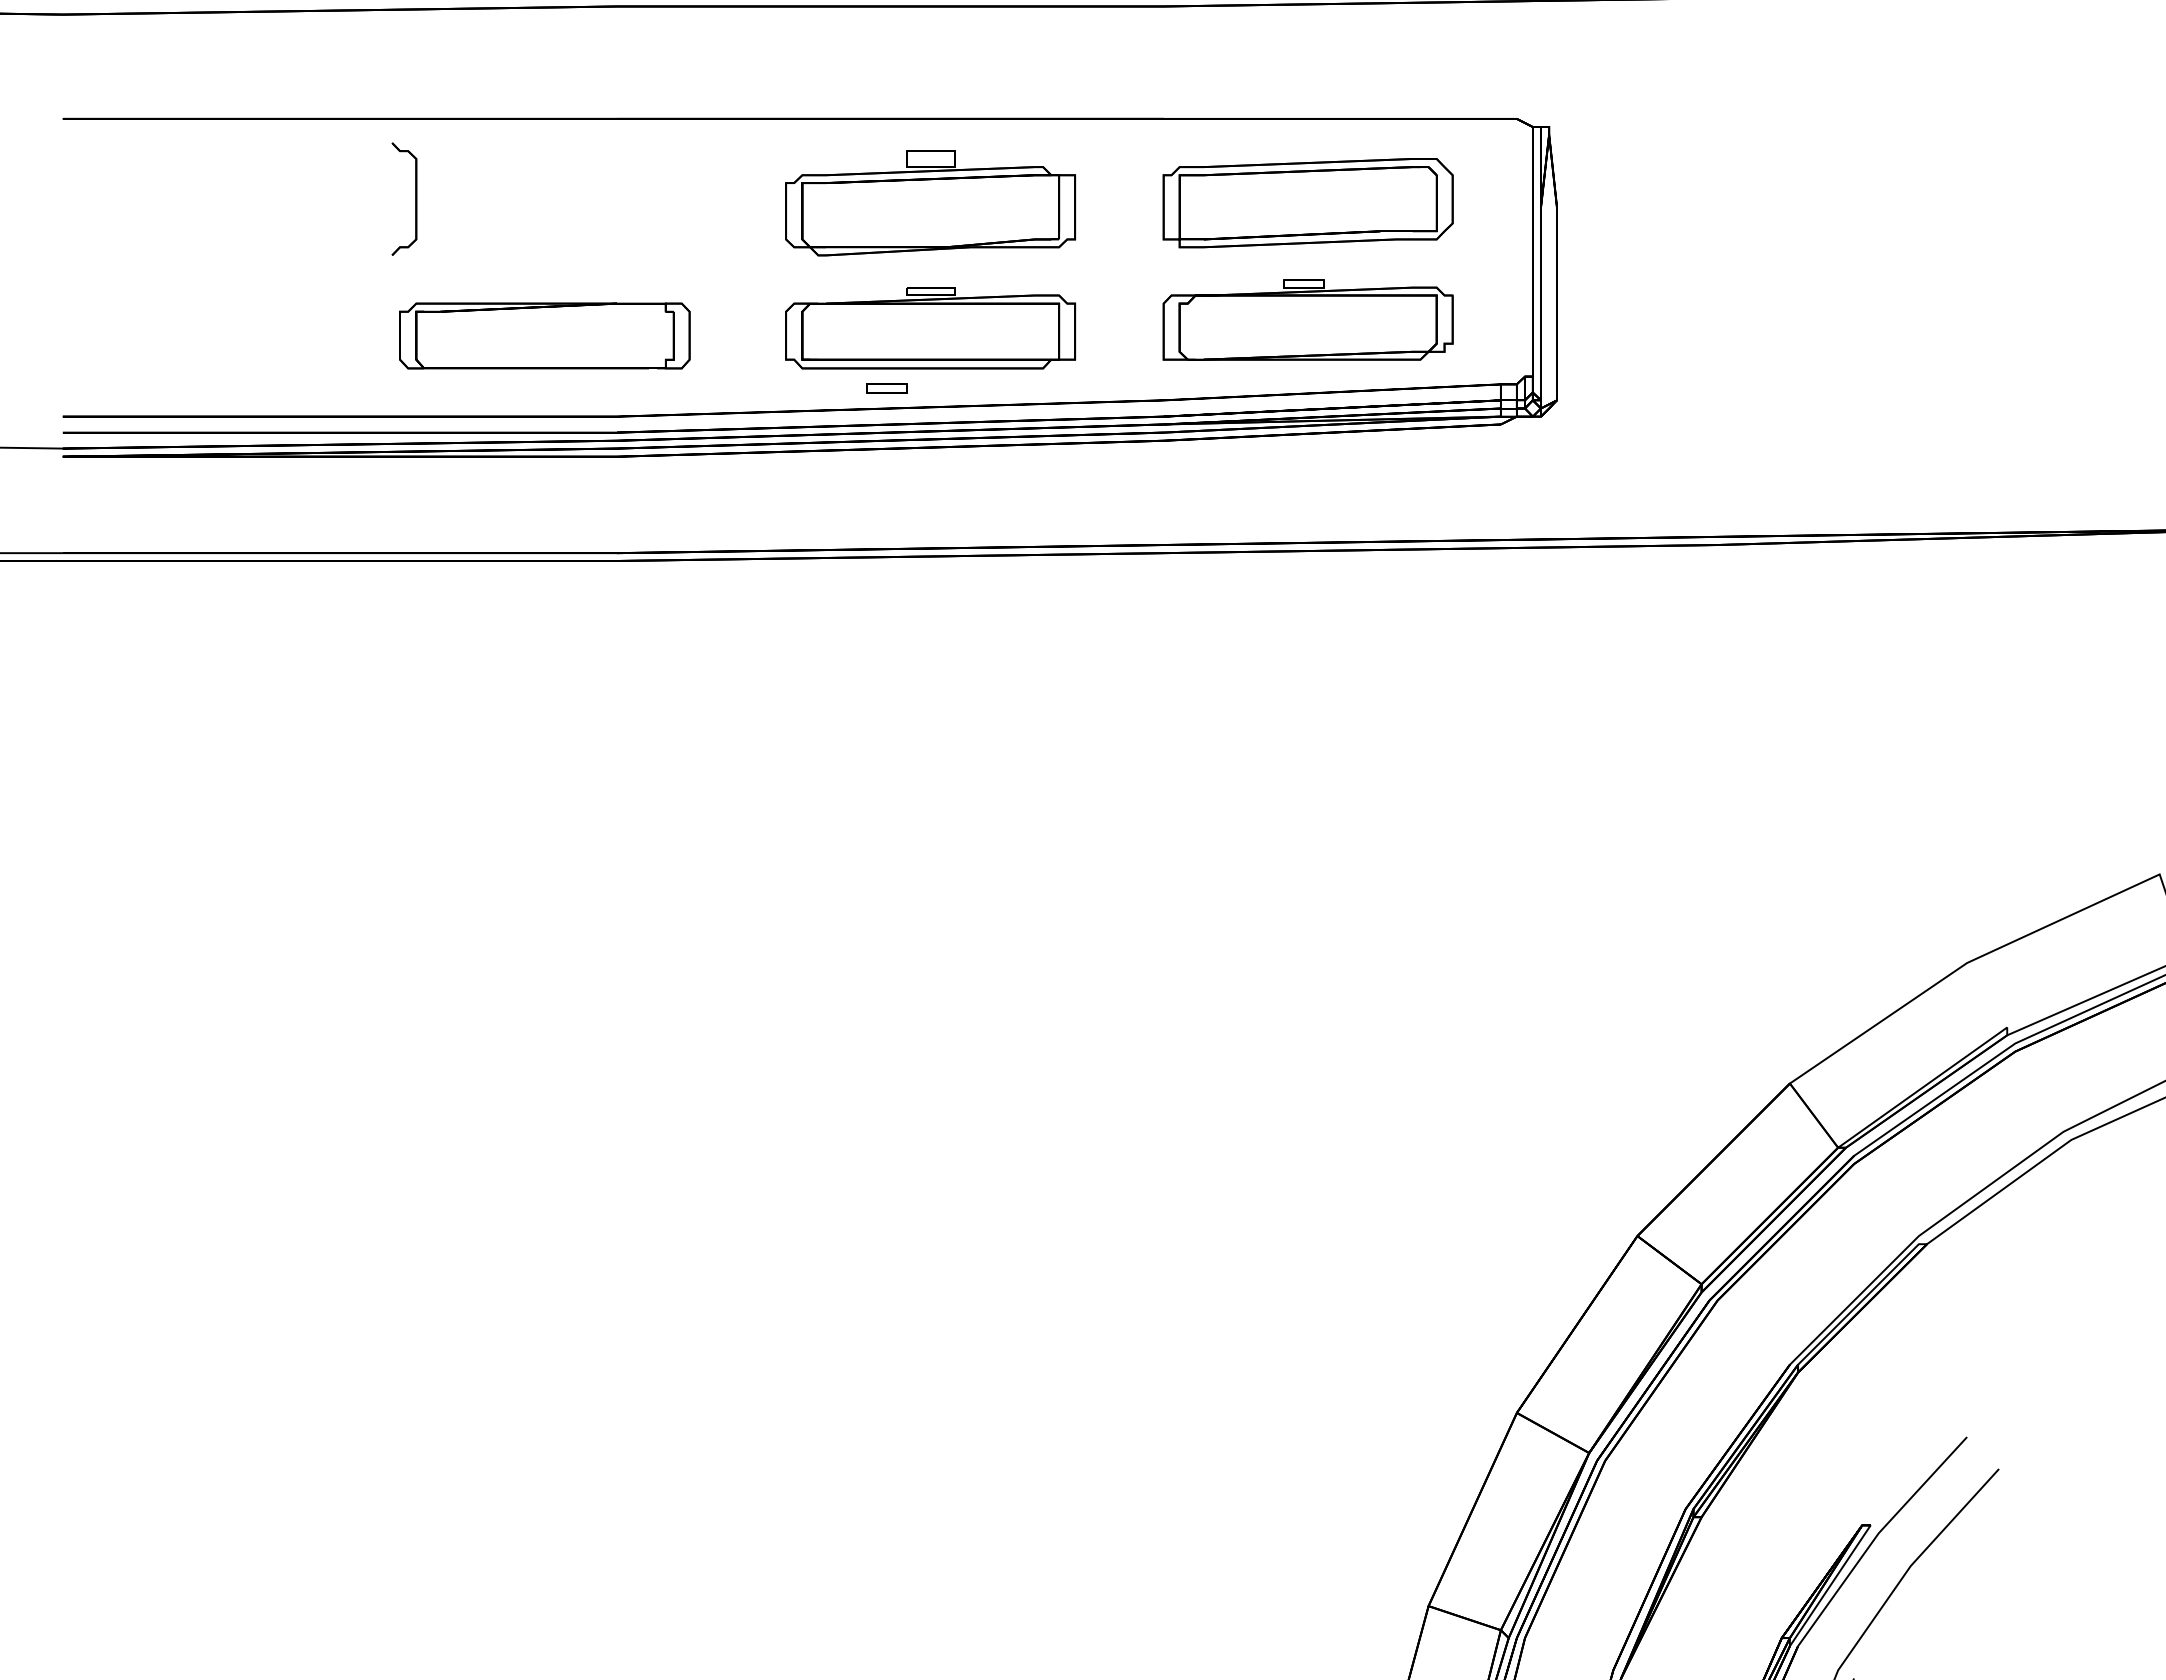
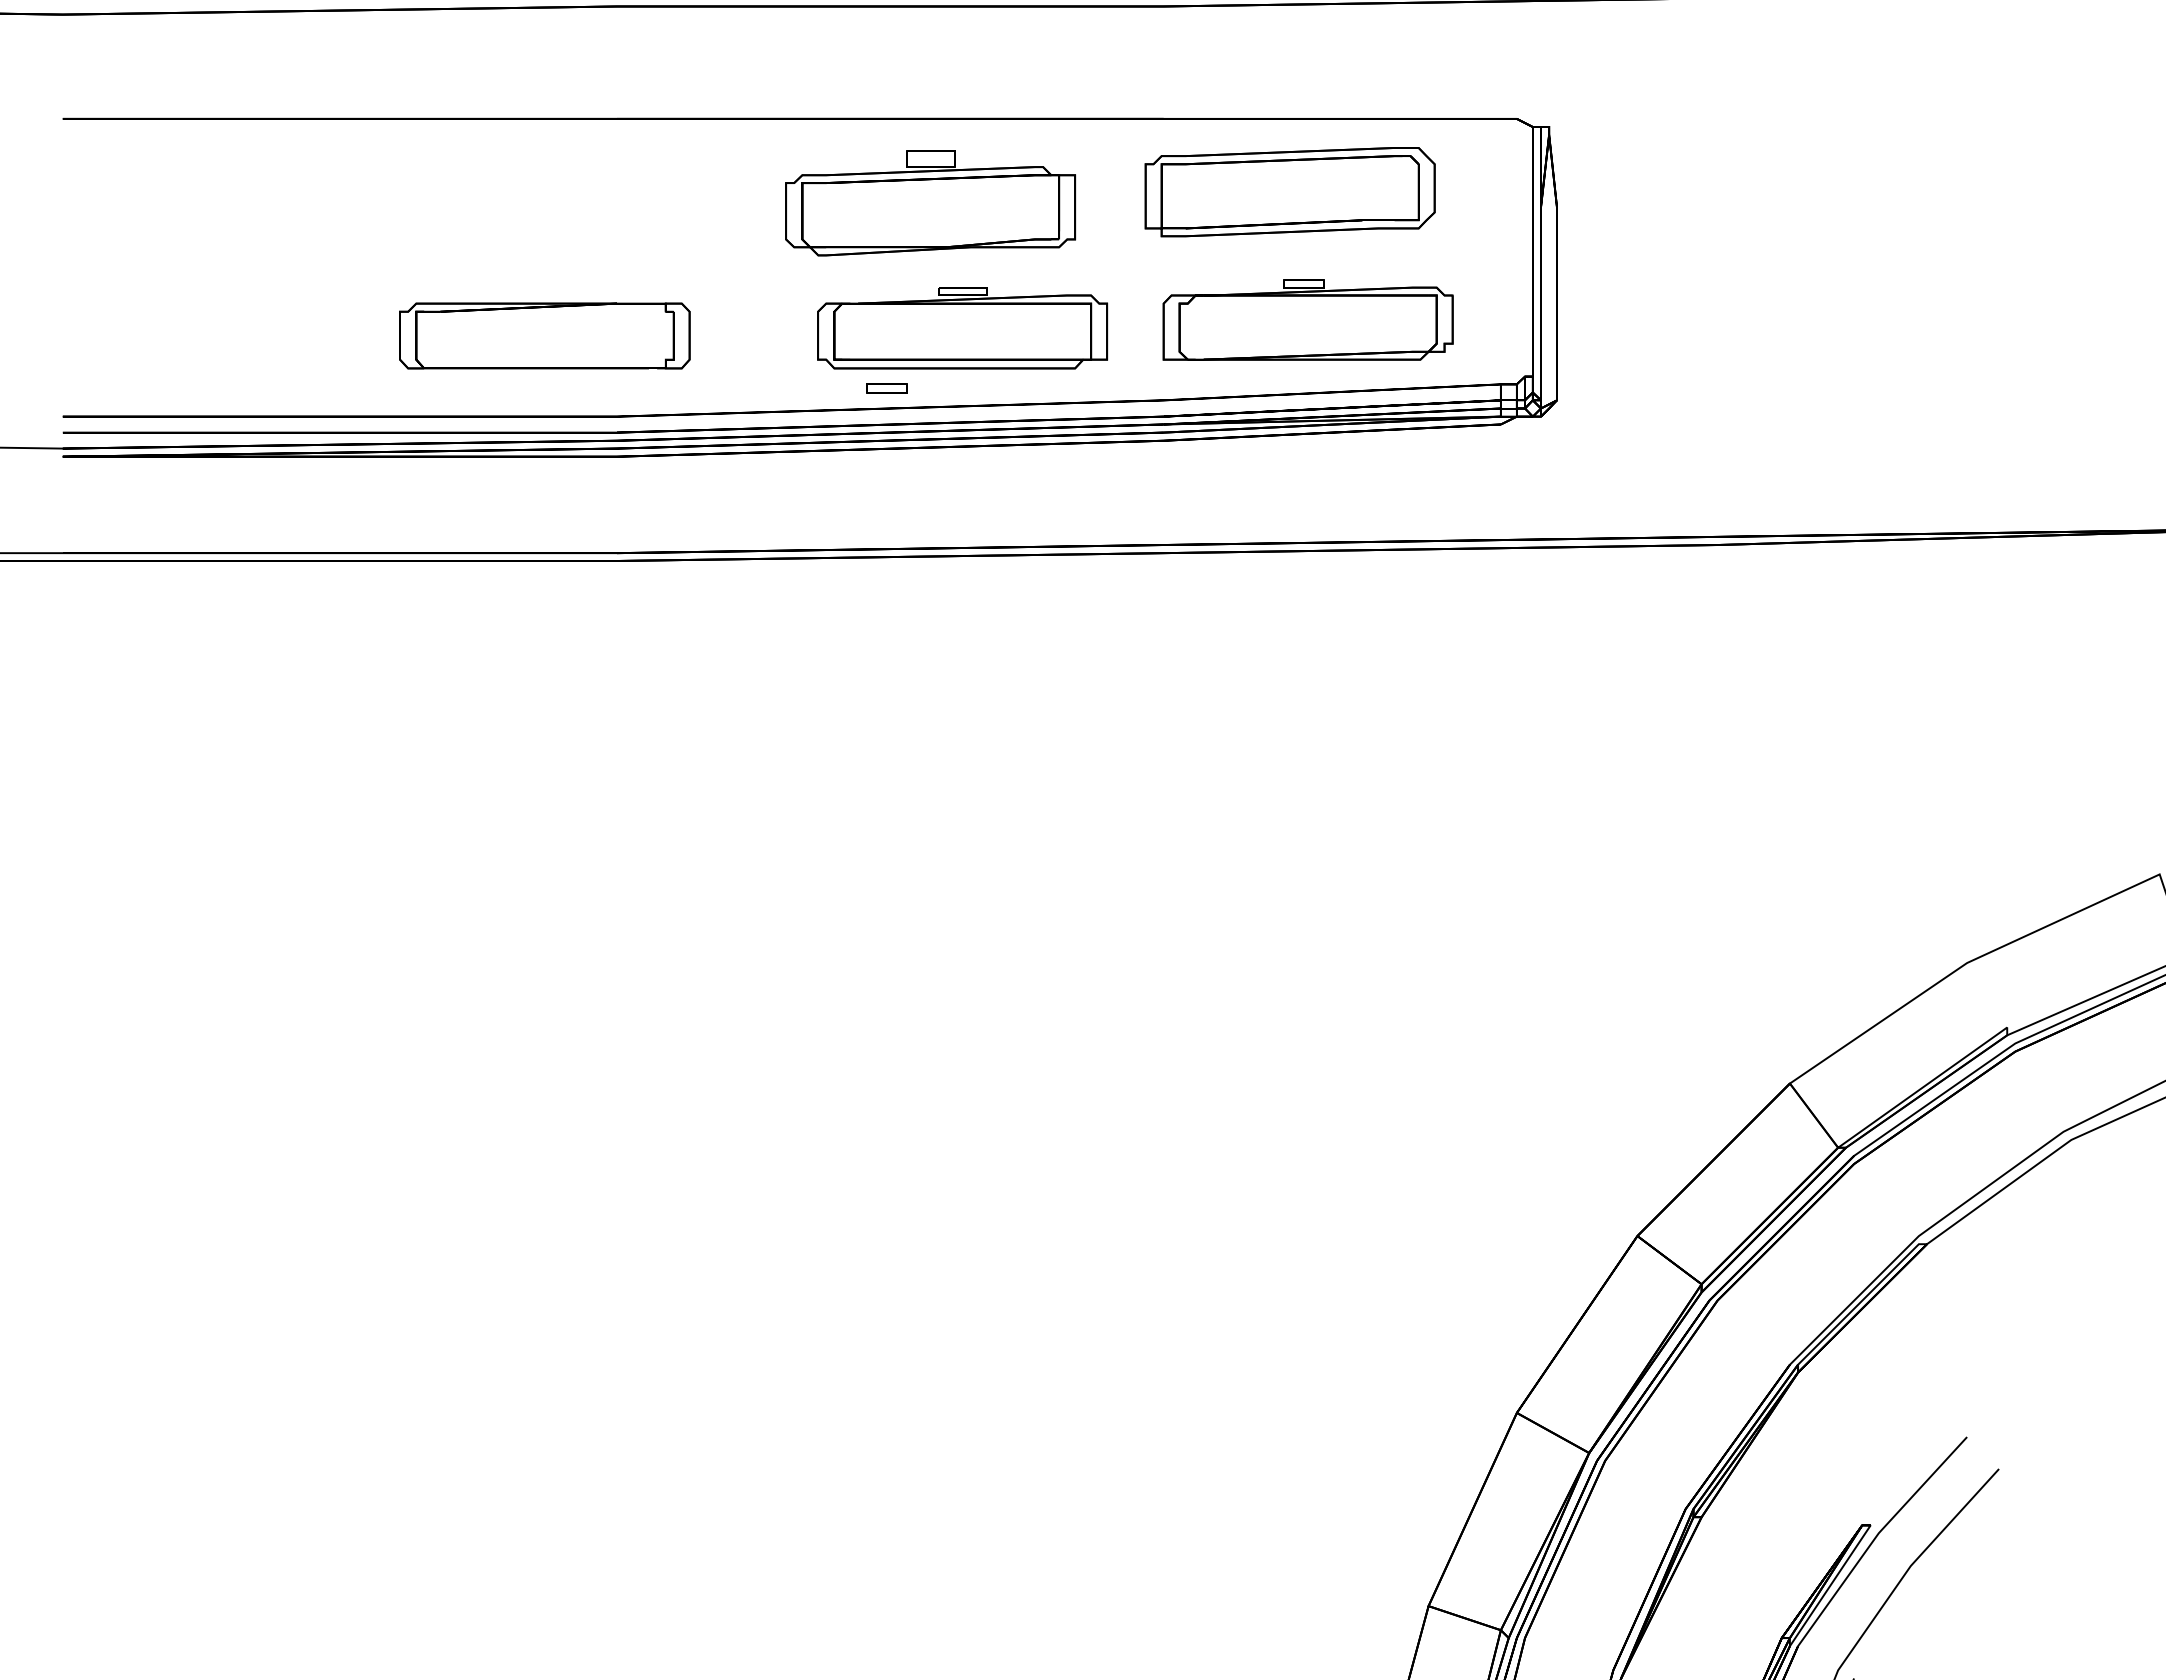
part: present -> none (415, 198)
part position: (1307, 203) -> (1289, 192) (1289, 192)
part position: (930, 328) -> (962, 328) (962, 328)
